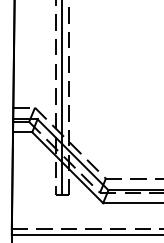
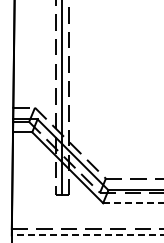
line: solid -> dashed (133, 203)
line: solid -> dashed (87, 235)
